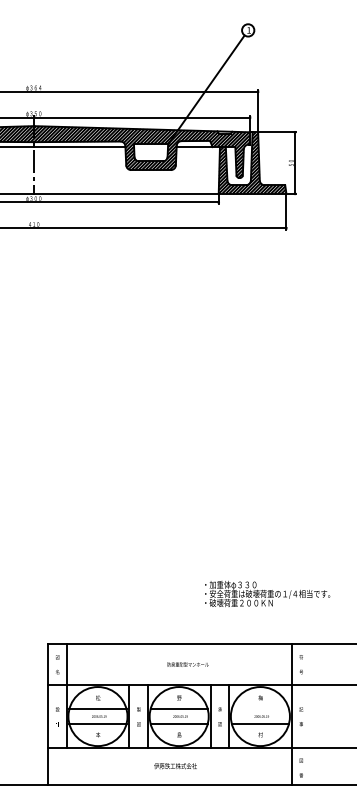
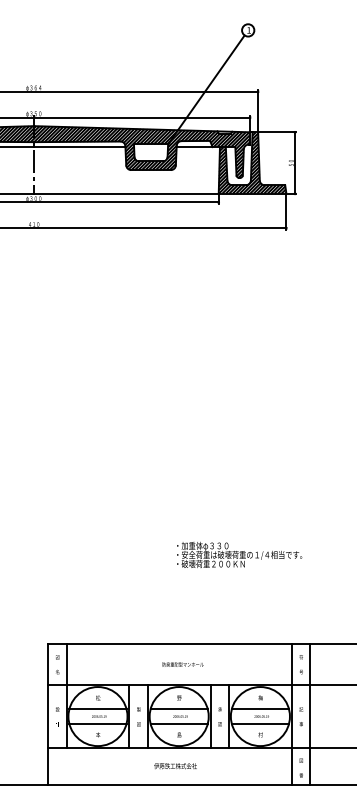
text position: (267, 593) -> (239, 554) (239, 554)
text position: (187, 664) -> (182, 664) (182, 664)
line: none -> present (260, 709)
line: none -> present (310, 714)
